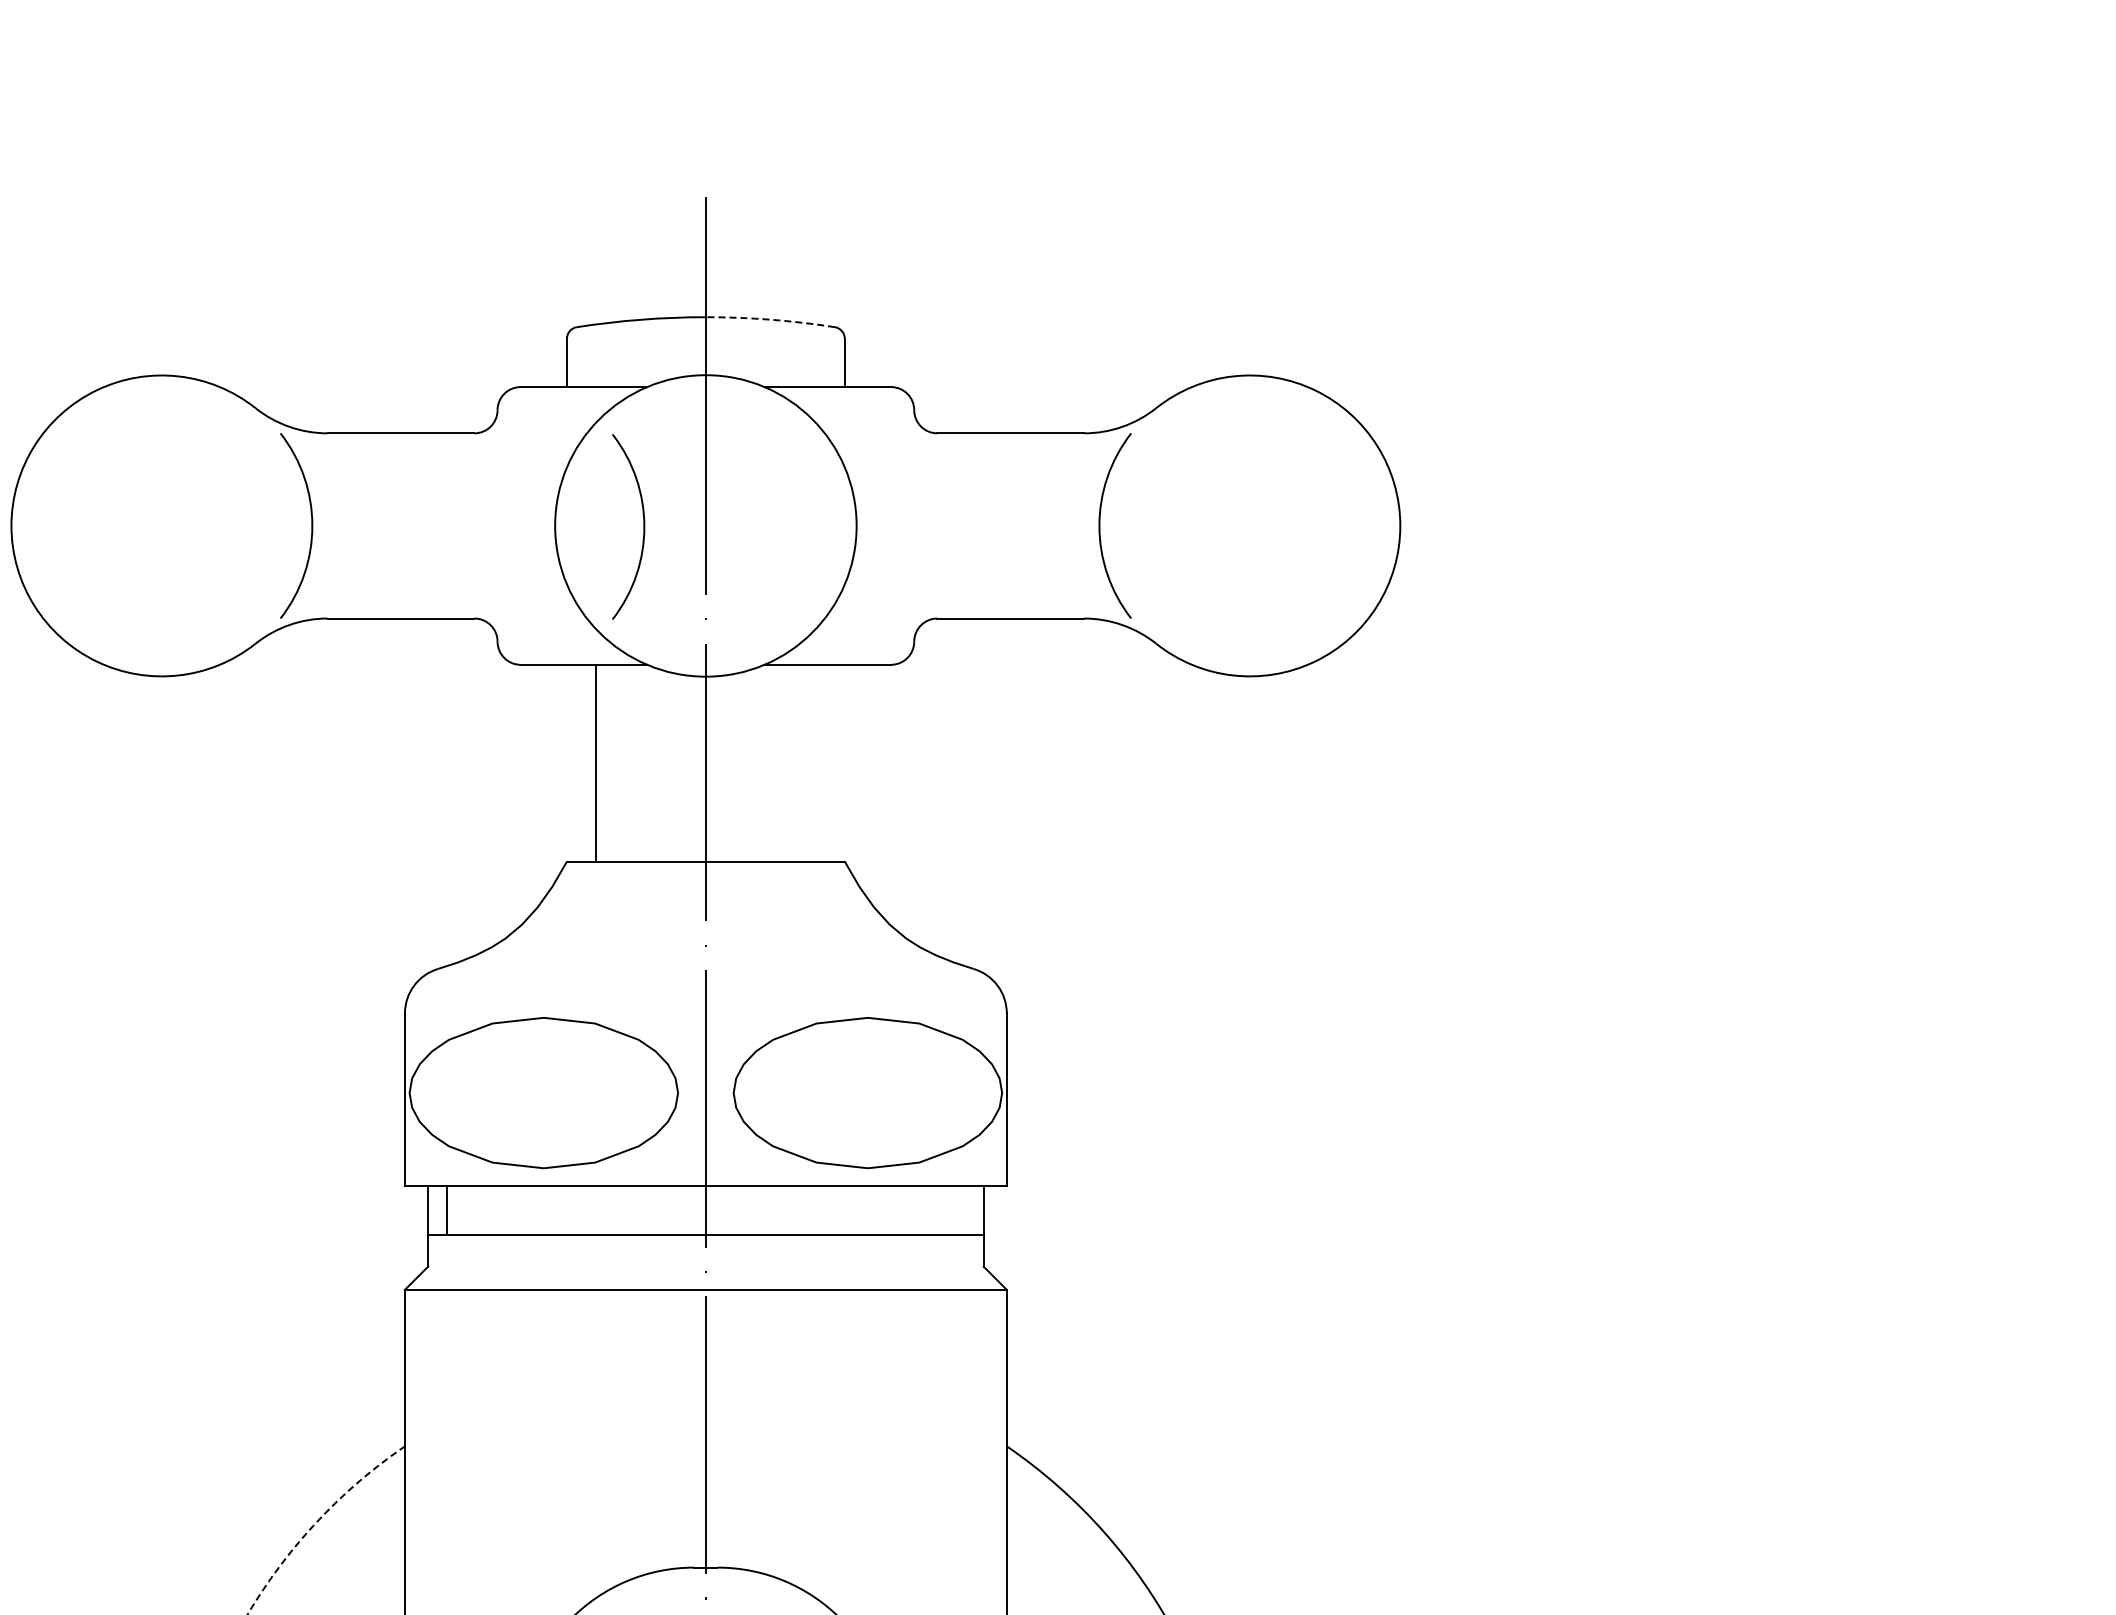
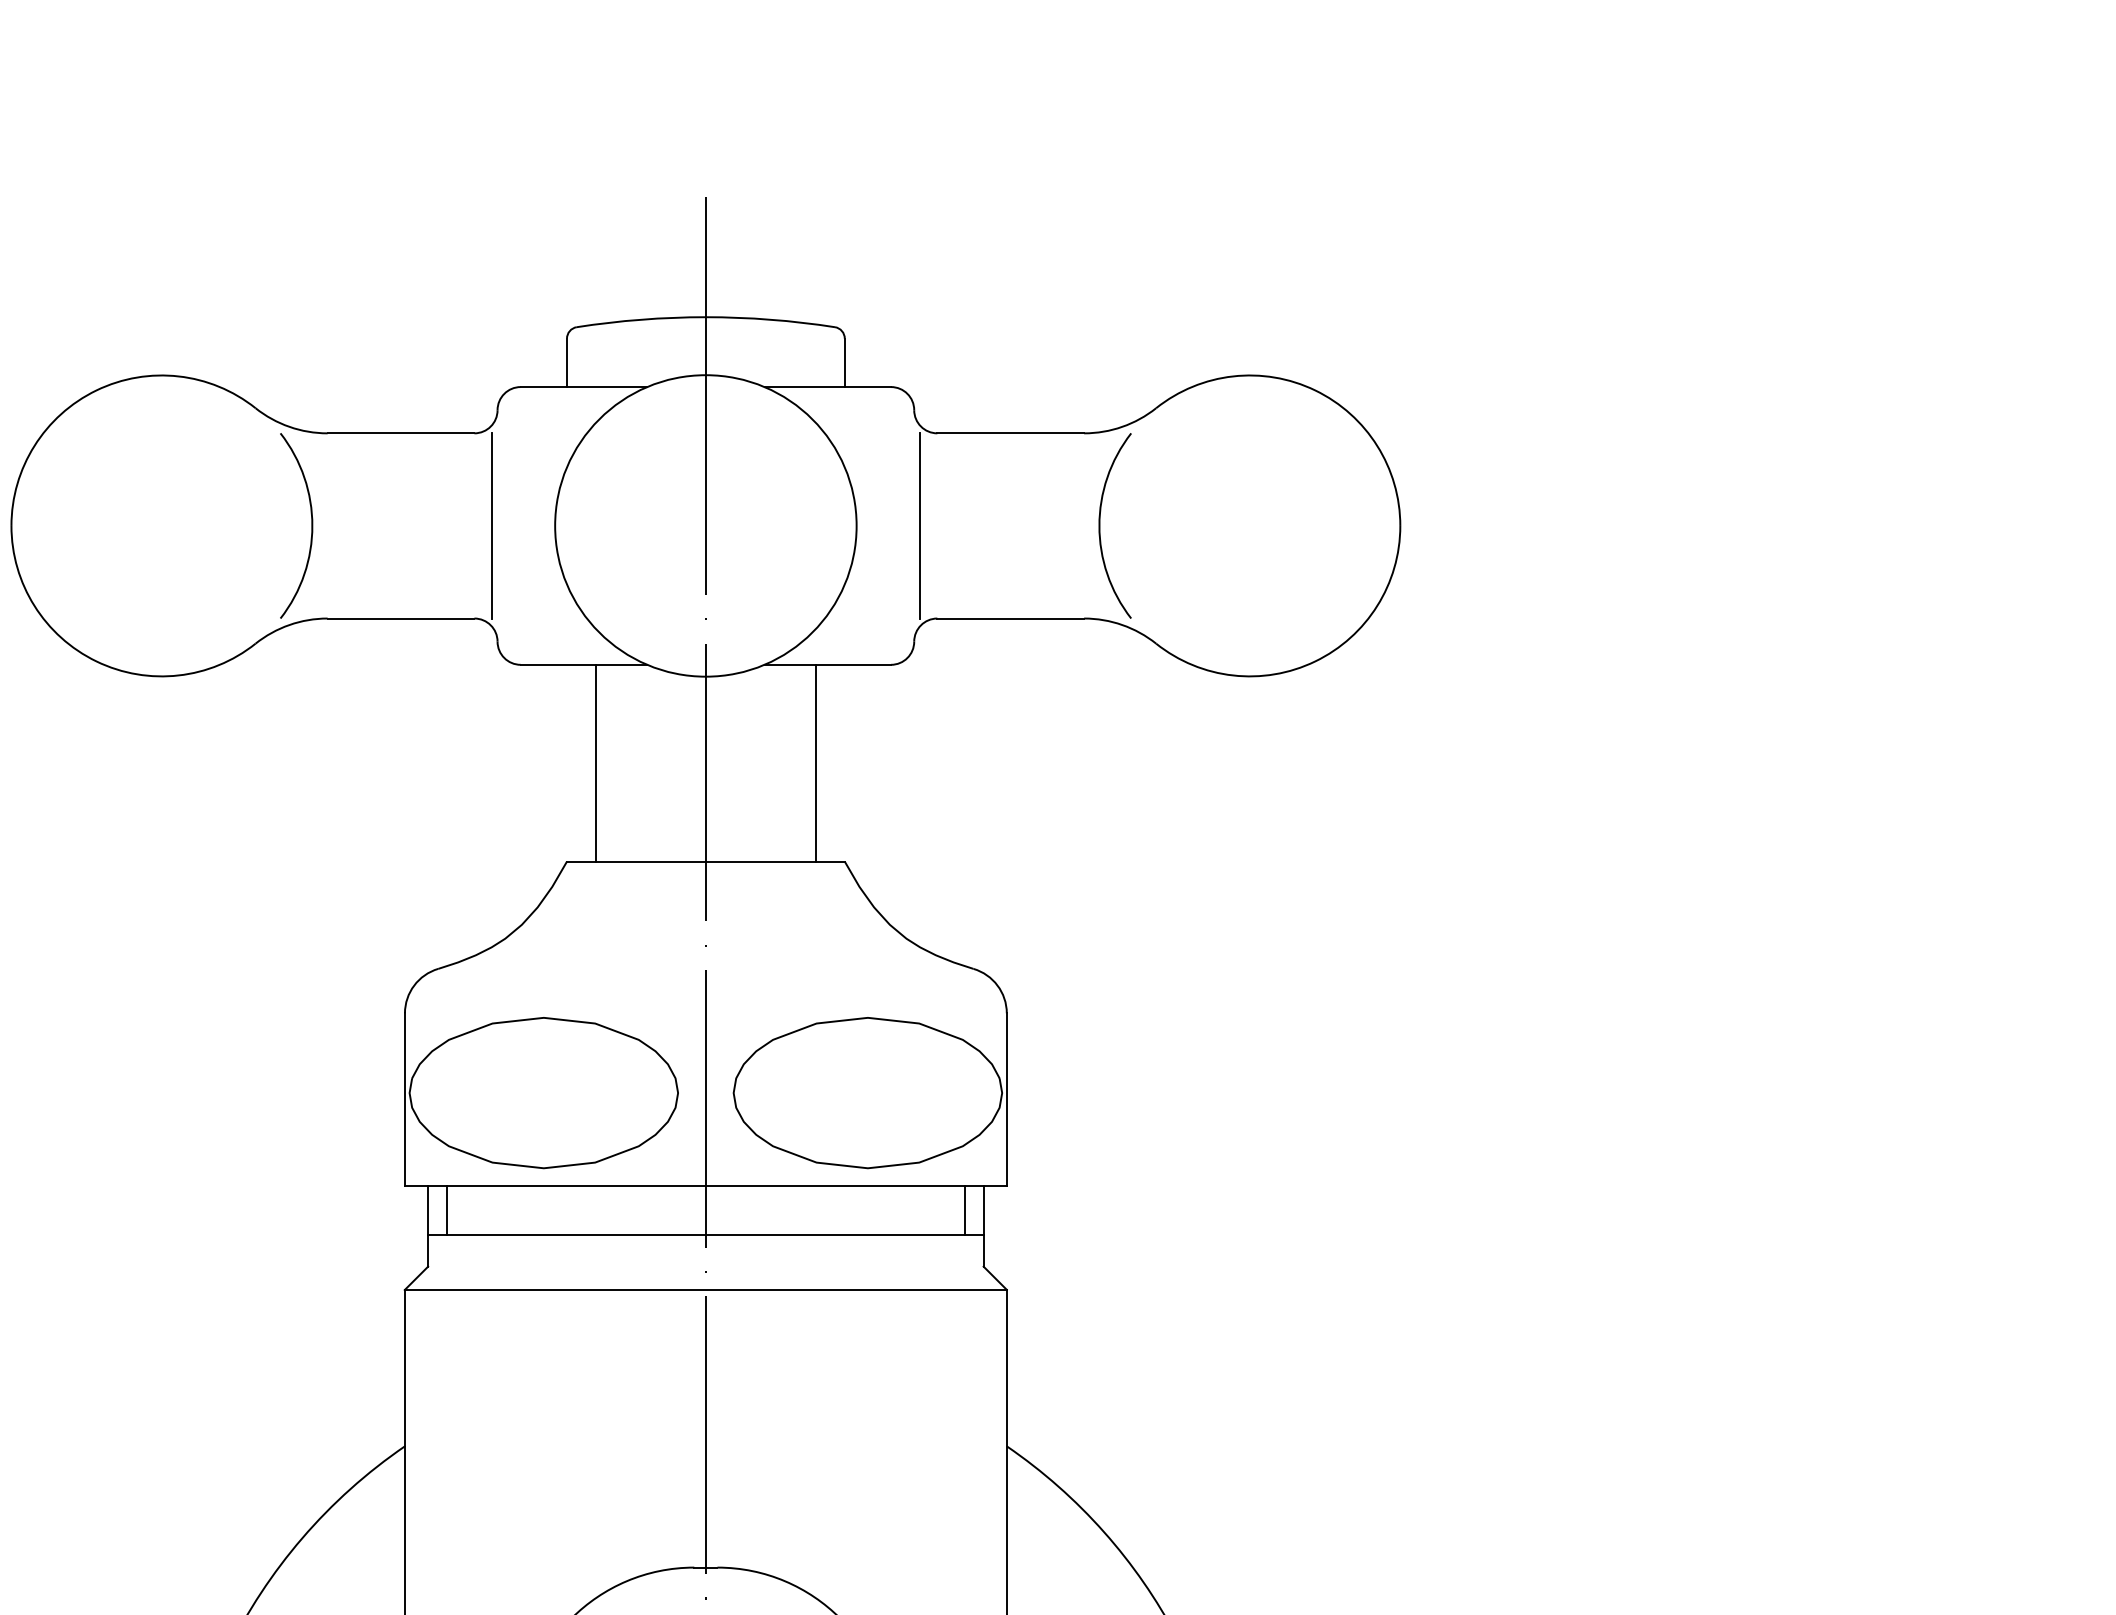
arc: dashed -> solid (770, 319)
line: none -> present (491, 525)
line: none -> present (920, 525)
arc: present -> none (643, 526)
line: none -> present (815, 762)
line: none -> present (965, 1209)
arc: dashed -> solid (316, 1522)
